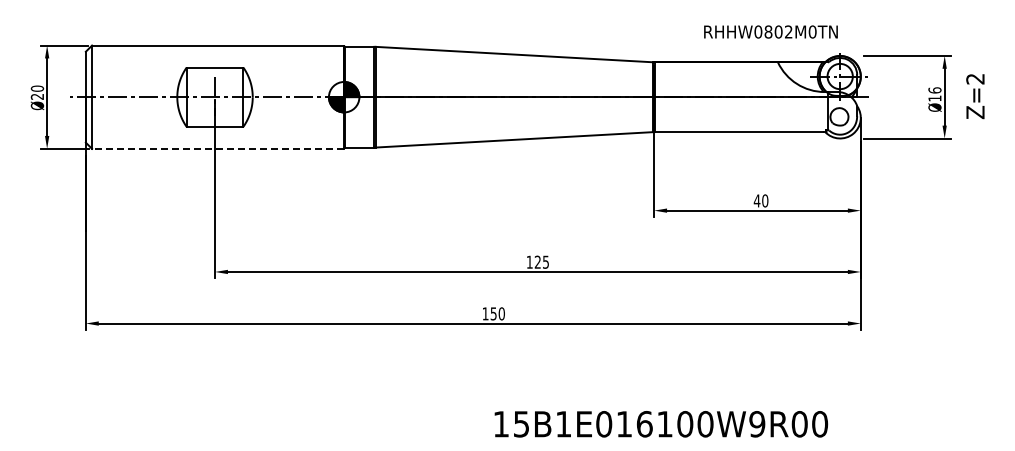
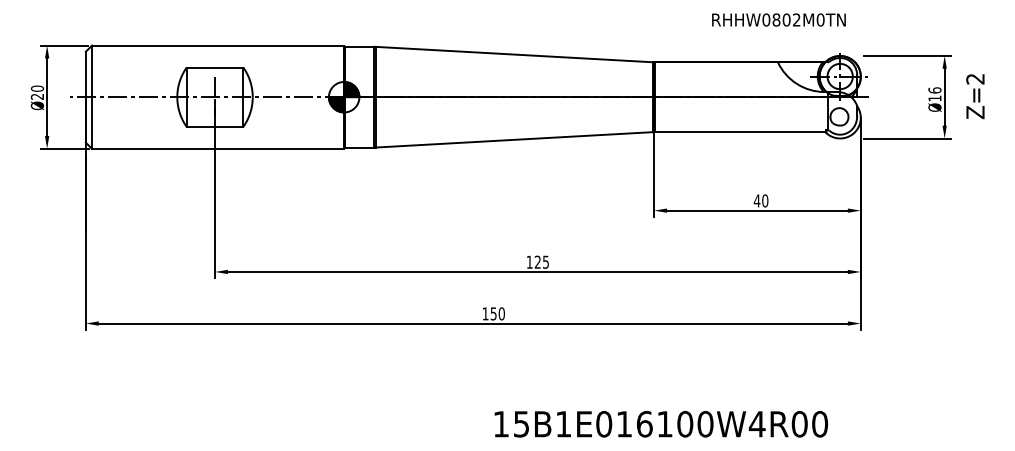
text position: (770, 31) -> (778, 19) (778, 19)
line: dashed -> solid (217, 148)
text: 15B1E016100W9R00 -> 15B1E016100W4R00 (756, 424)
